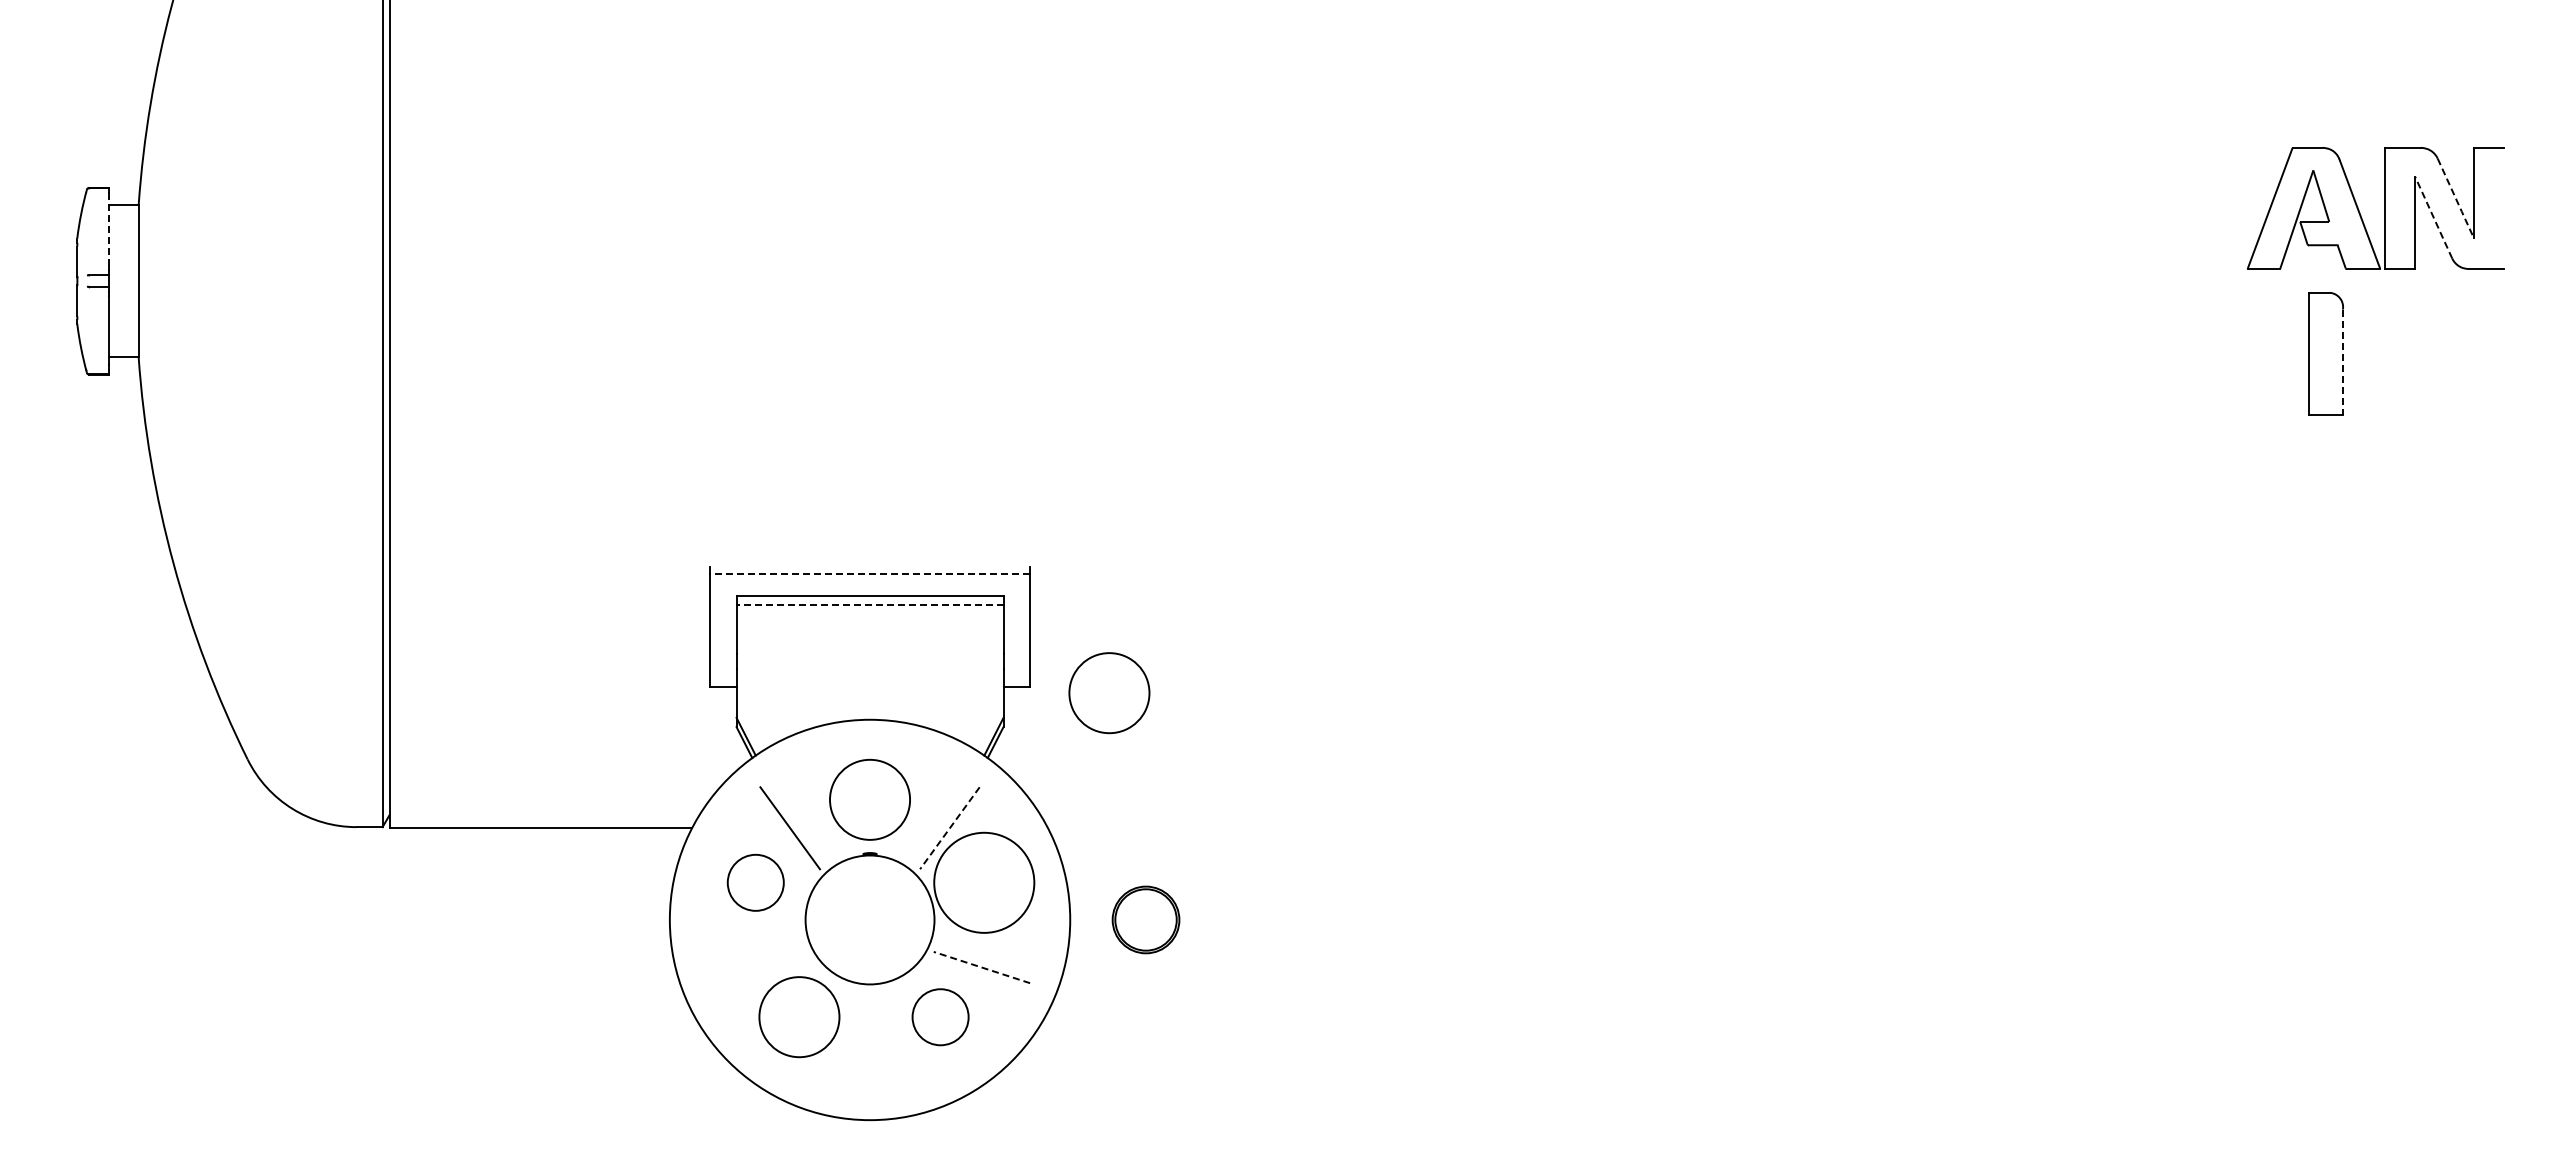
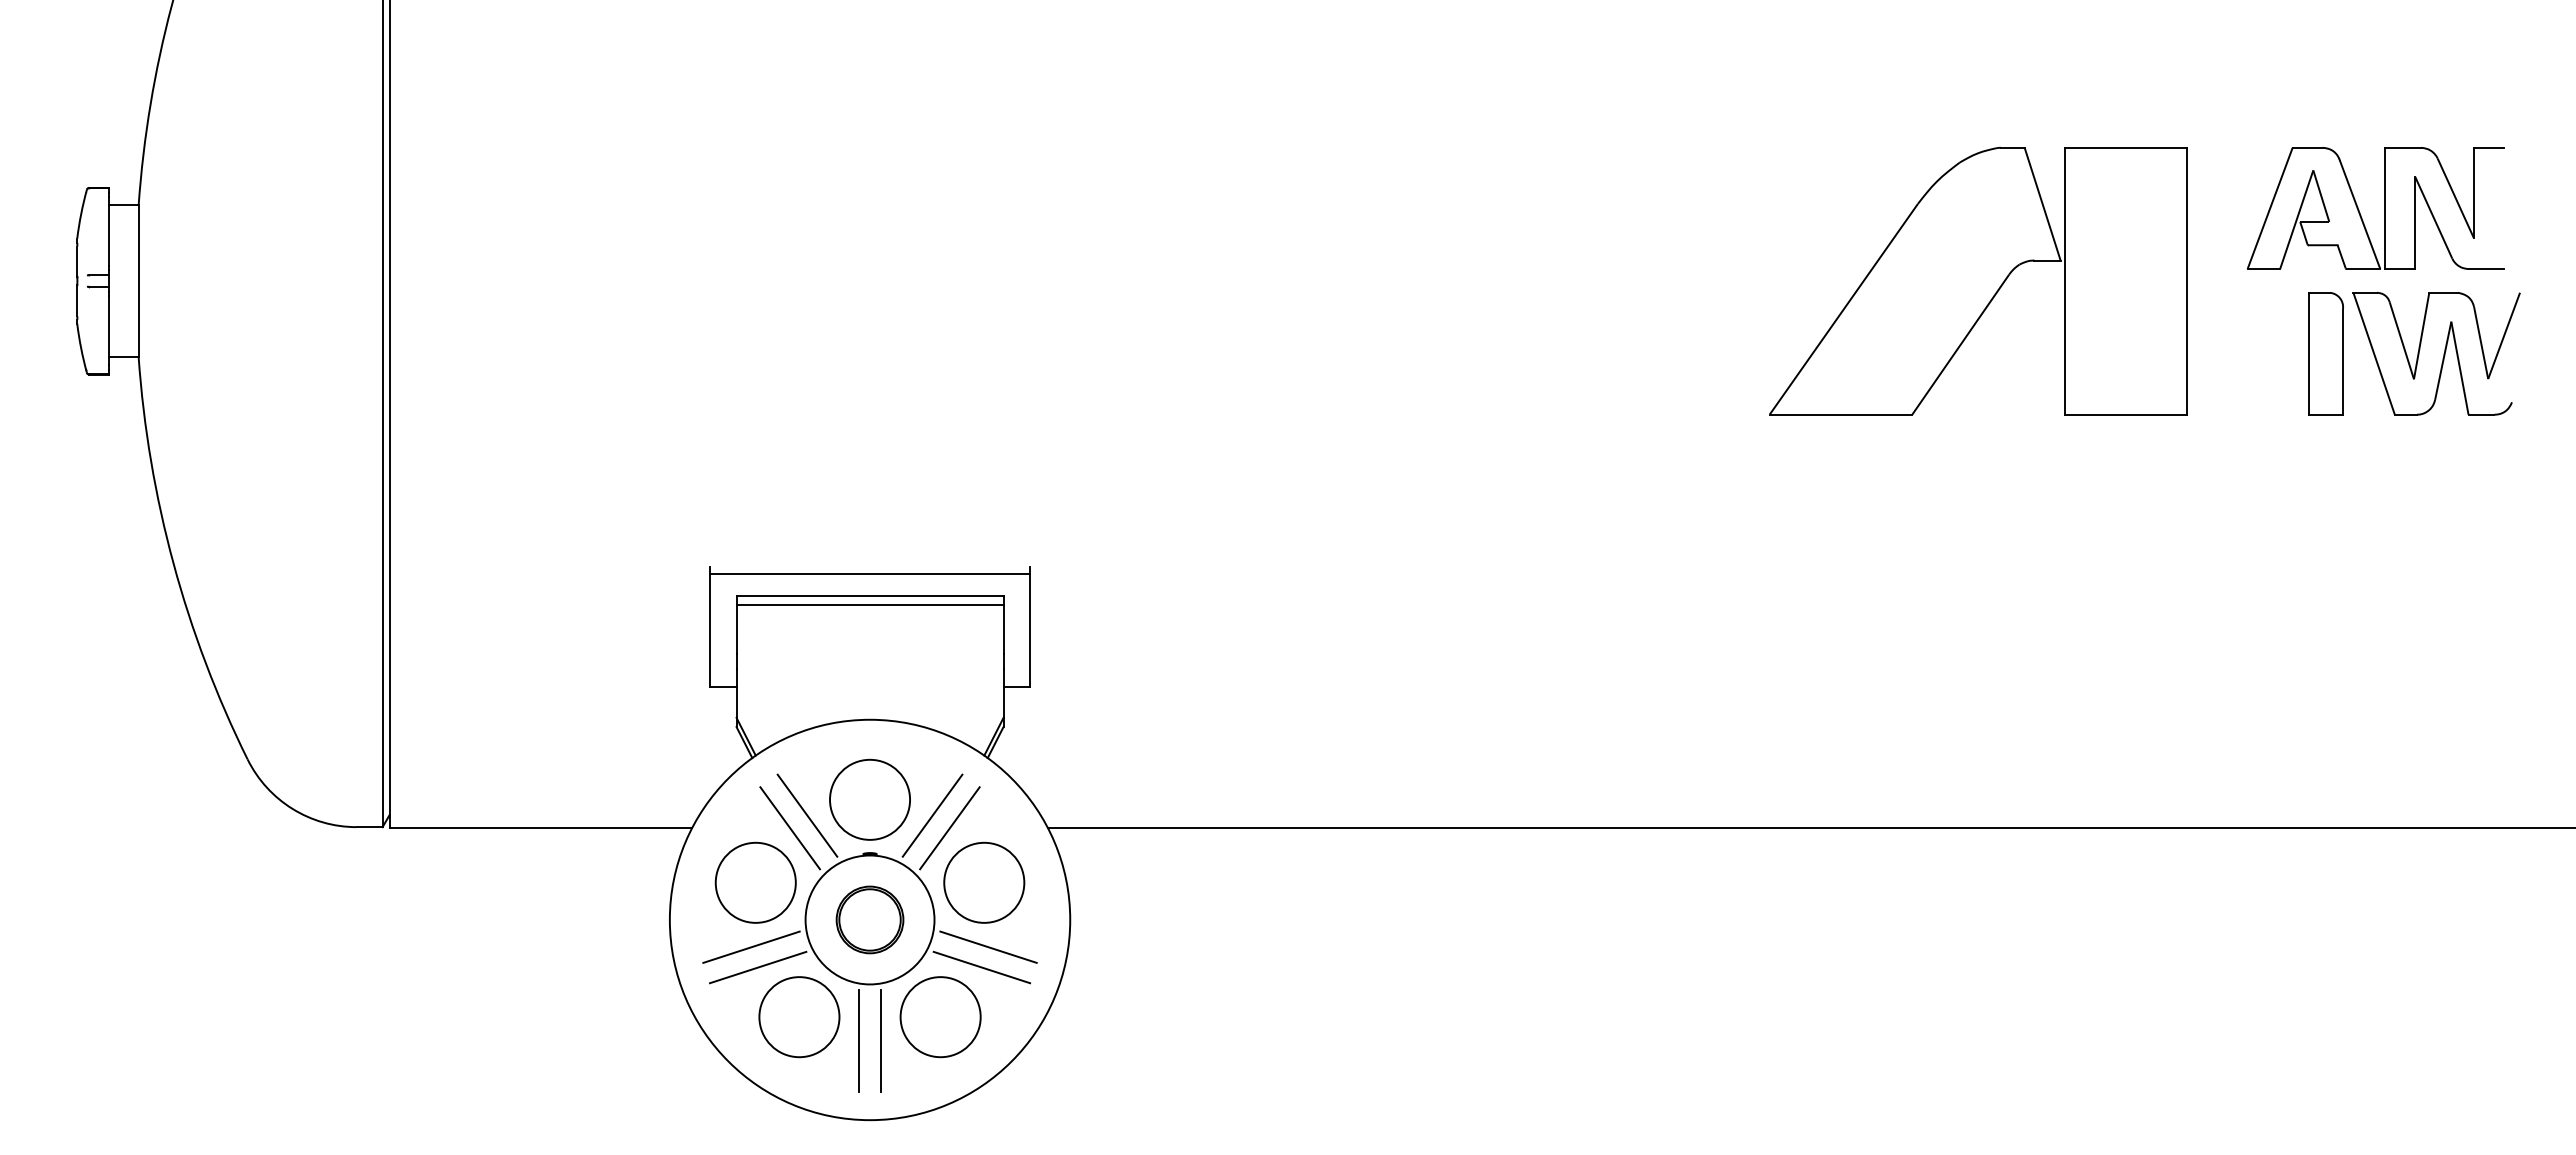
line: dashed -> solid (2456, 198)
line: dashed -> solid (2433, 217)
line: dashed -> solid (109, 230)
part: none -> present (1978, 280)
part: none -> present (2443, 353)
line: dashed -> solid (2343, 362)
line: dashed -> solid (869, 573)
line: dashed -> solid (869, 605)
circle: present -> none (1109, 693)
line: none -> present (807, 815)
line: none -> present (932, 815)
line: none -> present (1809, 827)
line: dashed -> solid (949, 828)
circle diameter: 56 px -> 80 px (755, 882)
circle diameter: 100 px -> 80 px (984, 882)
part position: (1145, 919) -> (869, 919) (869, 919)
line: none -> present (751, 946)
line: none -> present (988, 946)
line: none -> present (757, 967)
line: dashed -> solid (981, 967)
circle size: 59x59 px -> 83x83 px (940, 1017)
line: none -> present (859, 1040)
line: none -> present (880, 1040)
